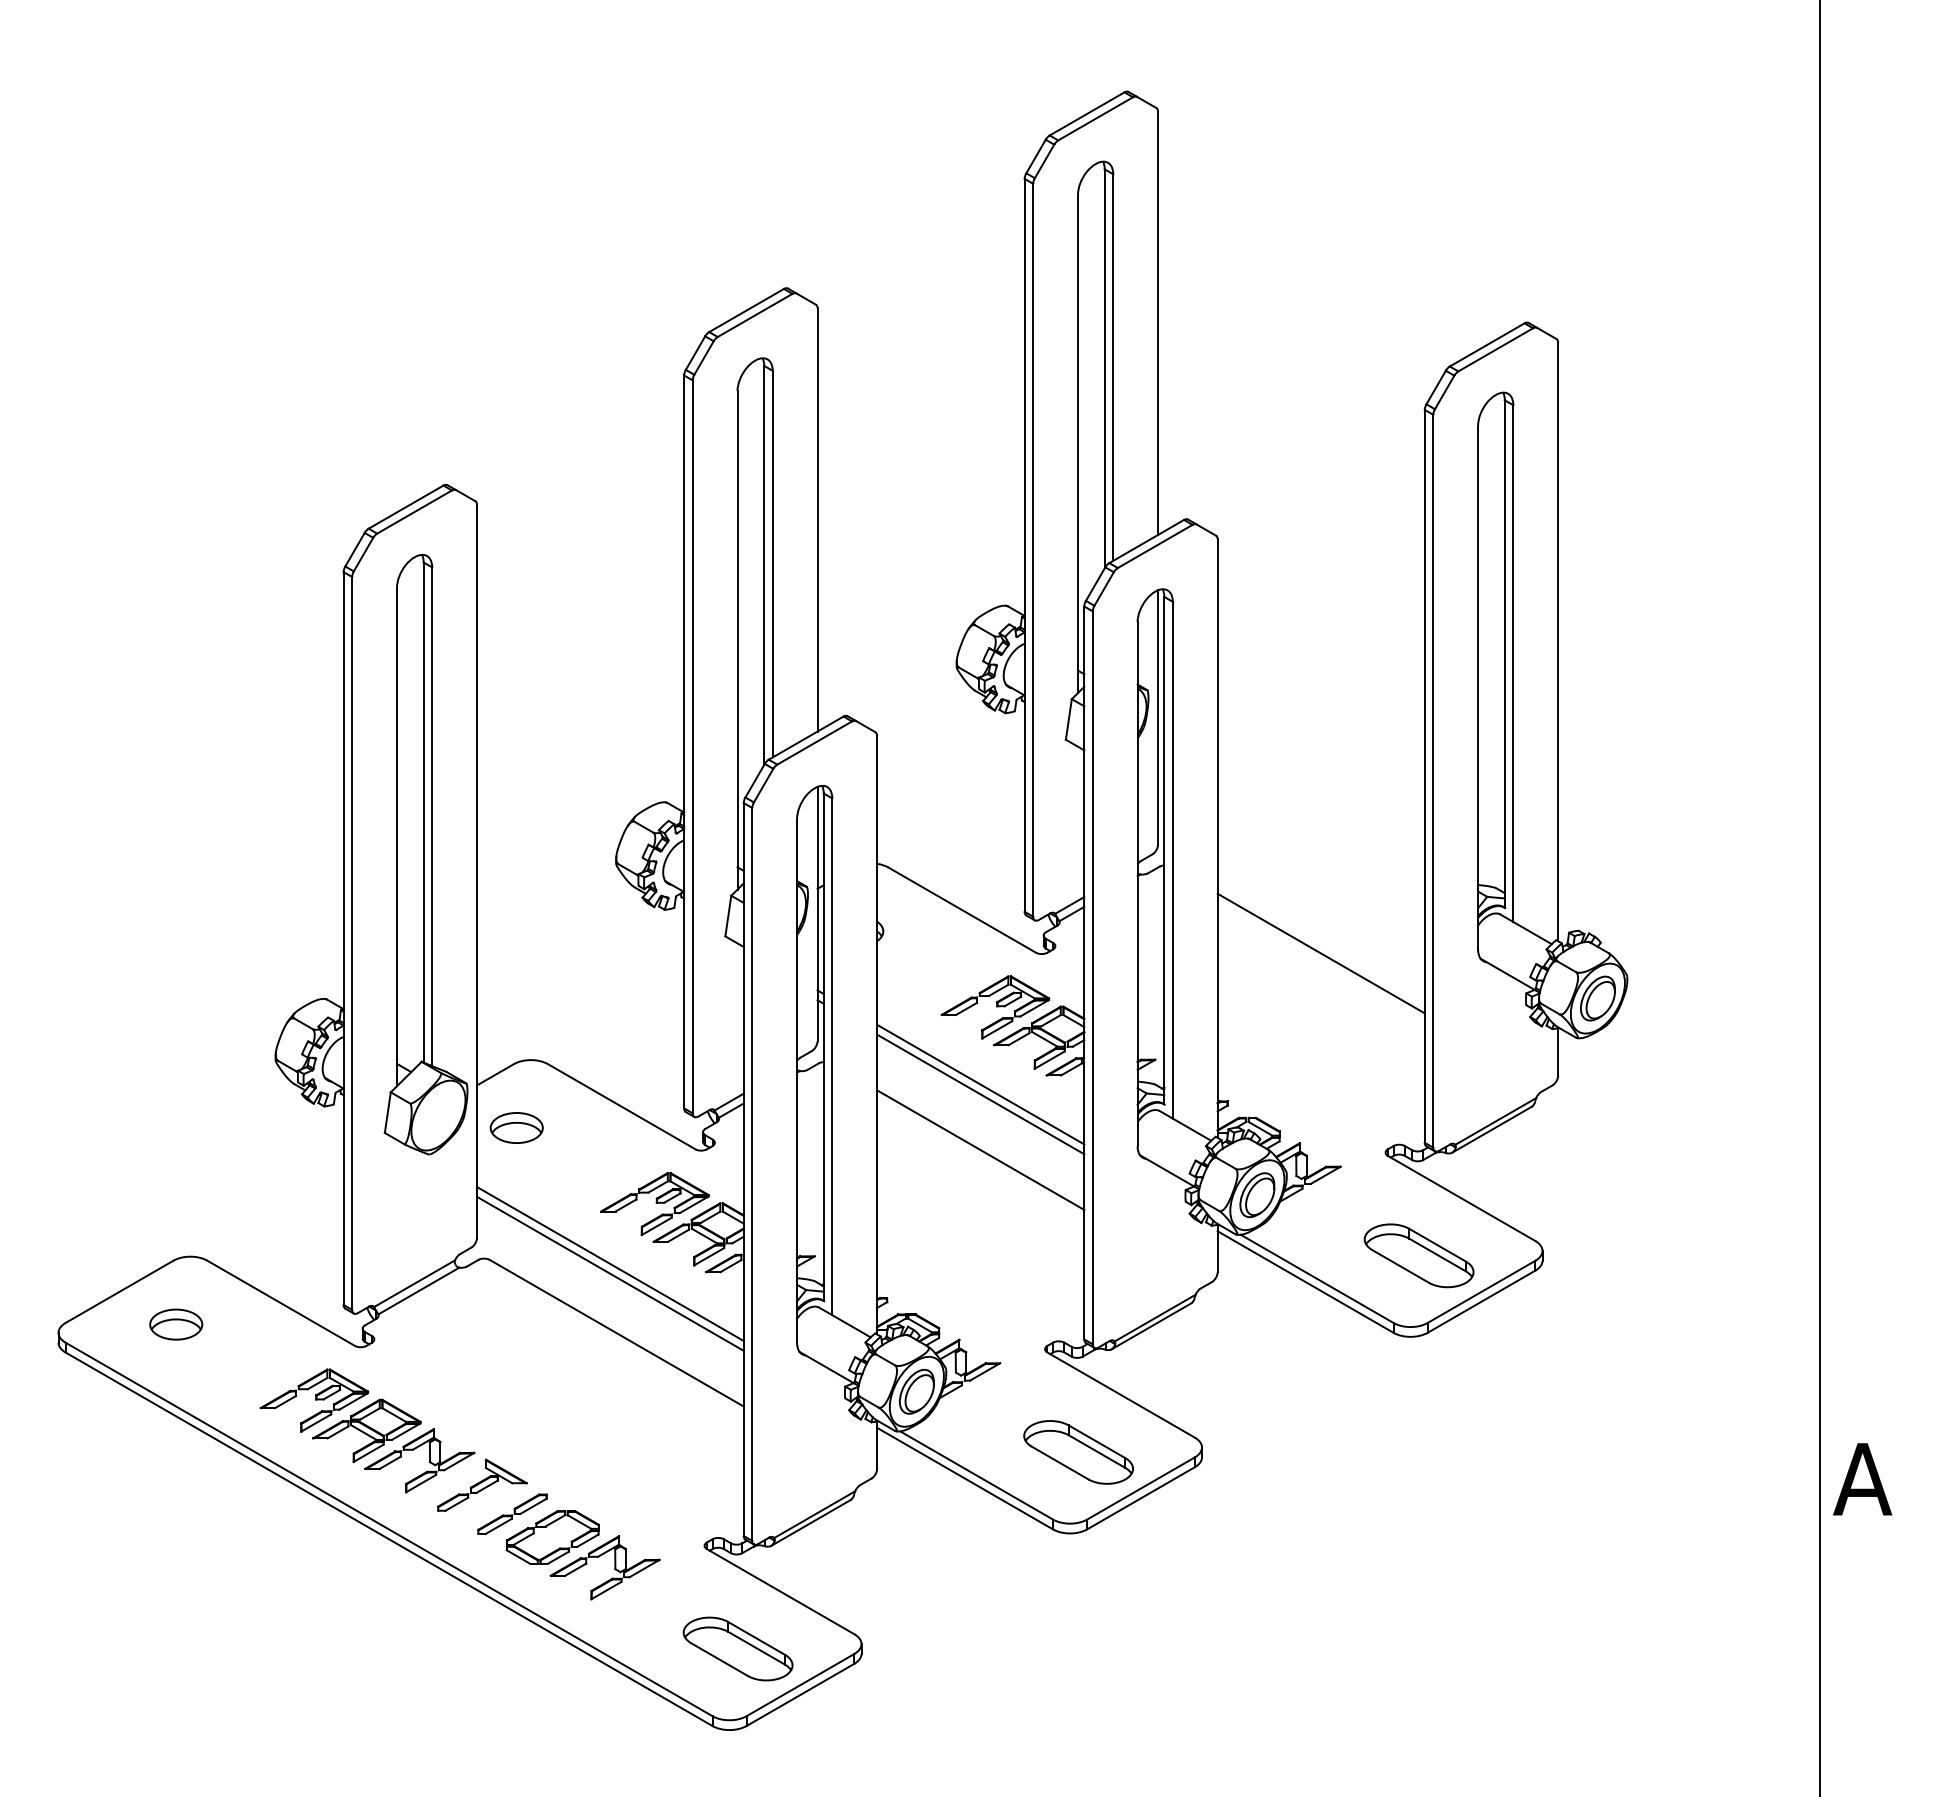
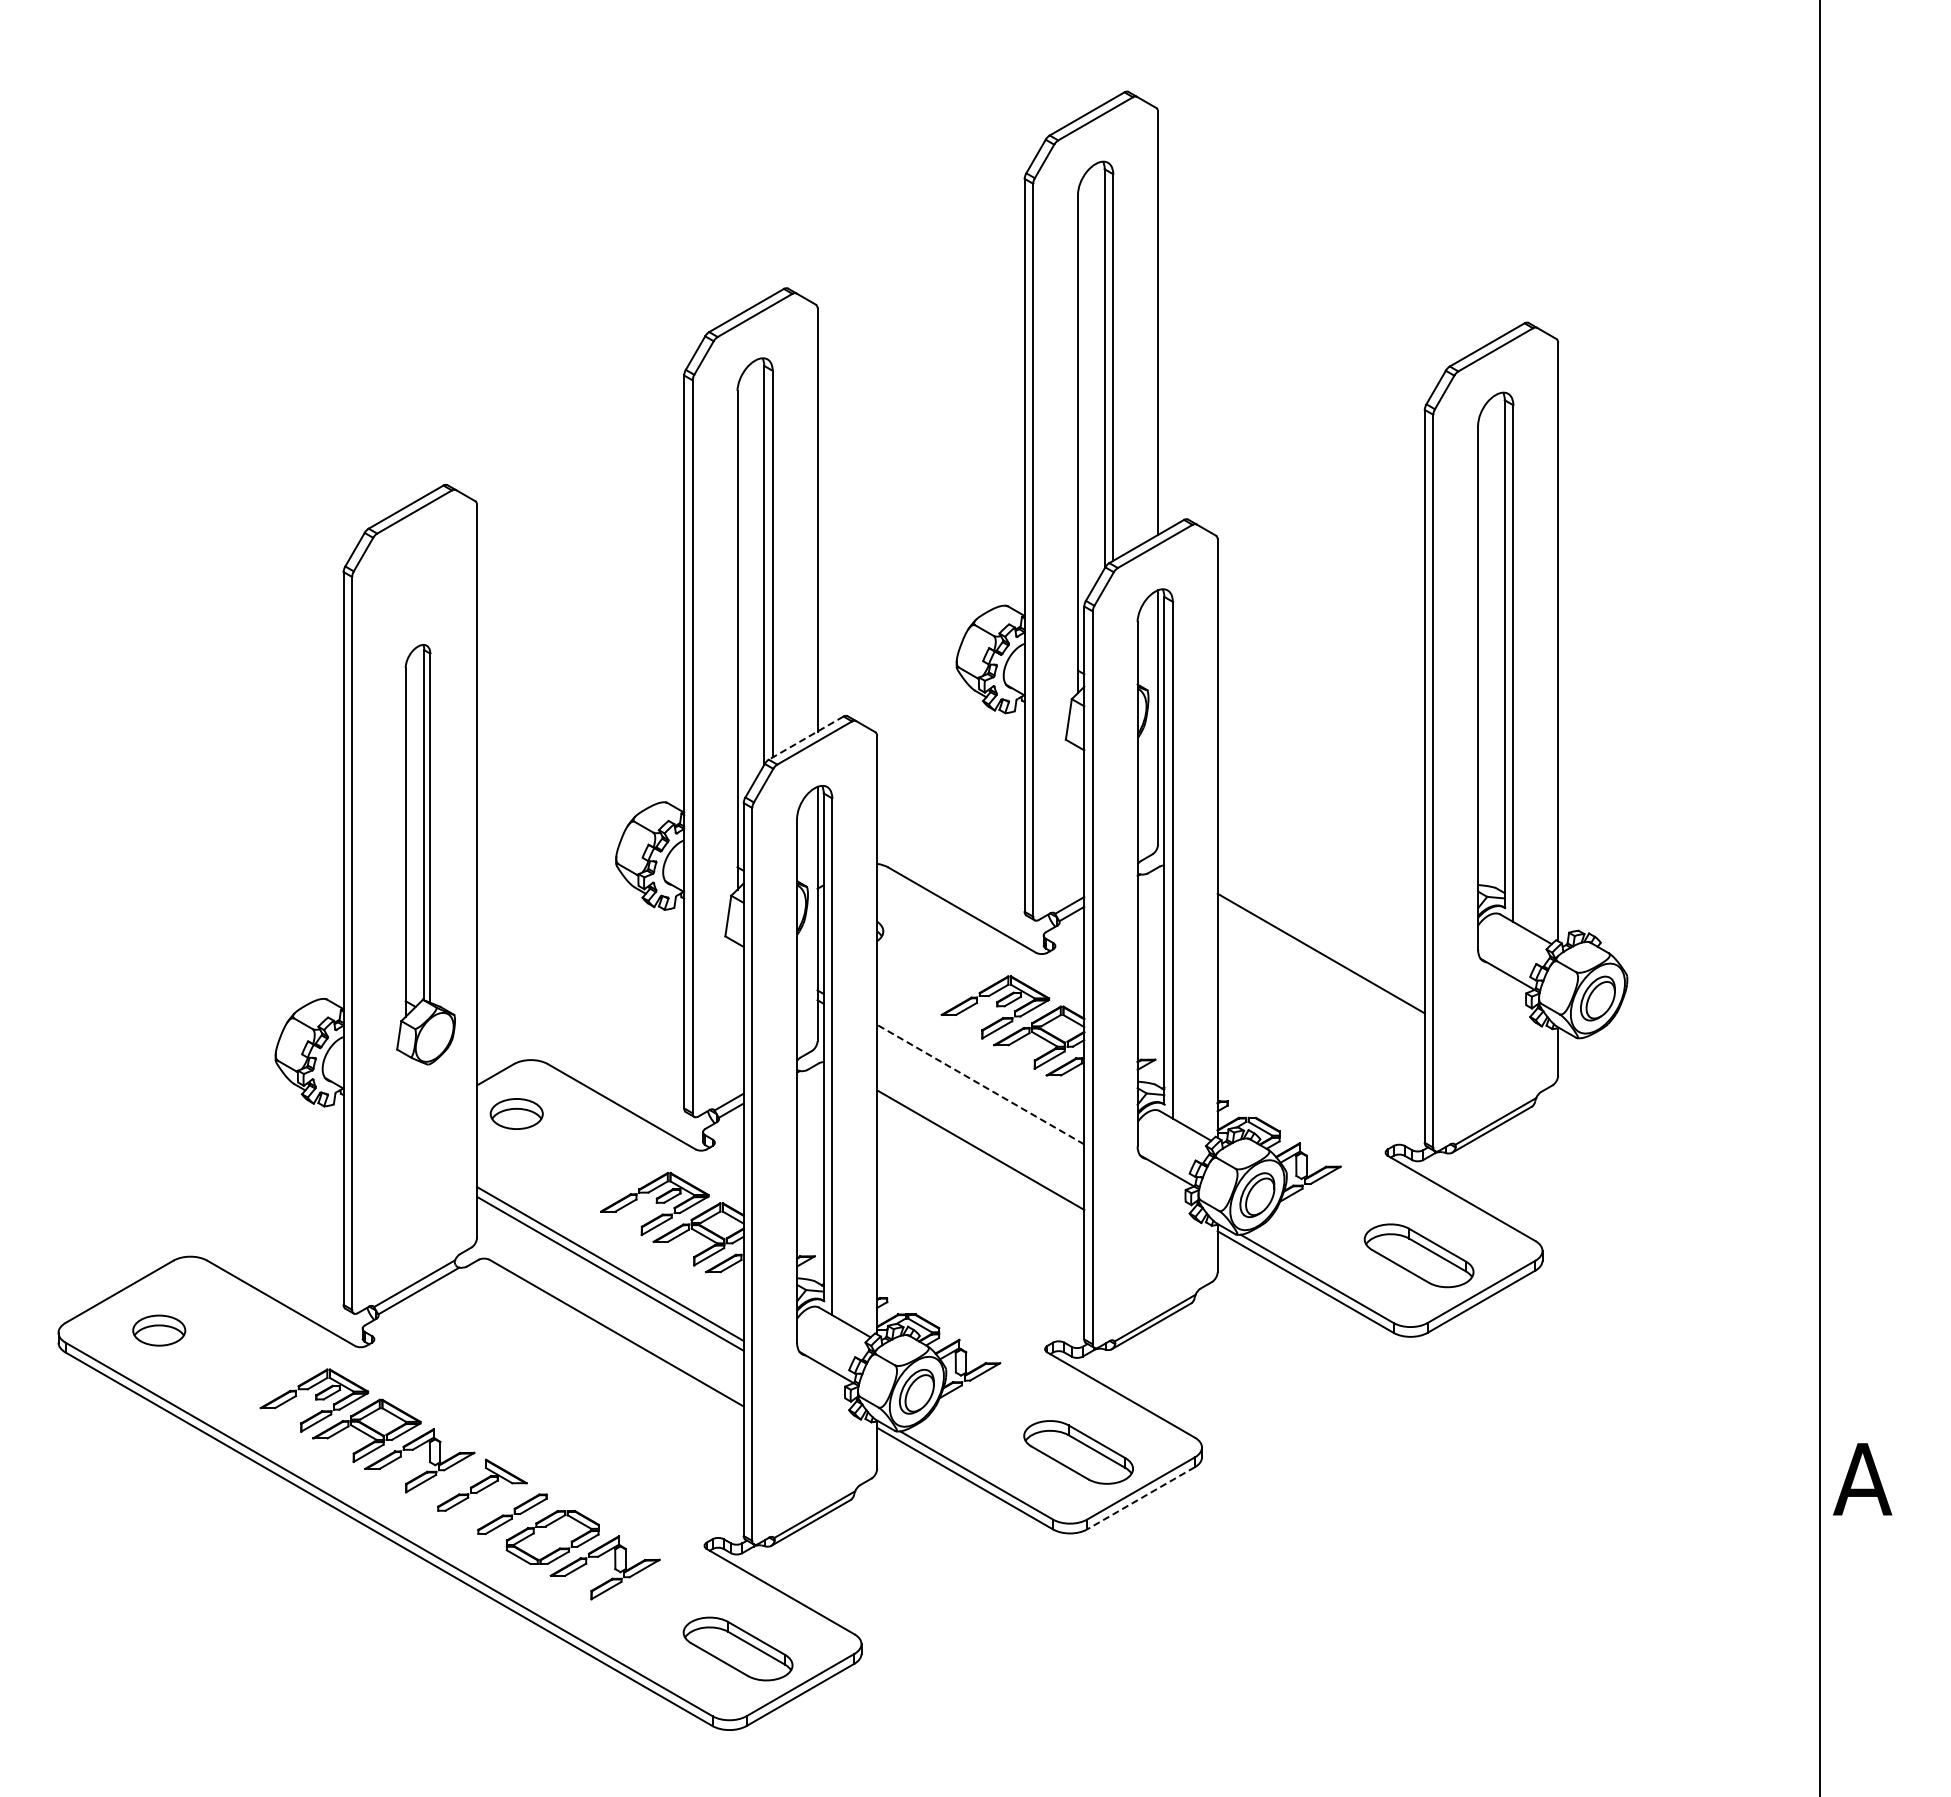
line: solid -> dashed (805, 738)
part size: 86x602 px -> 60x422 px (425, 854)
line: solid -> dashed (980, 1084)
line: present -> none (980, 1094)
part position: (516, 1127) -> (516, 1113) (516, 1113)
part position: (176, 1324) -> (159, 1330) (159, 1330)
line: solid -> dashed (1140, 1498)
